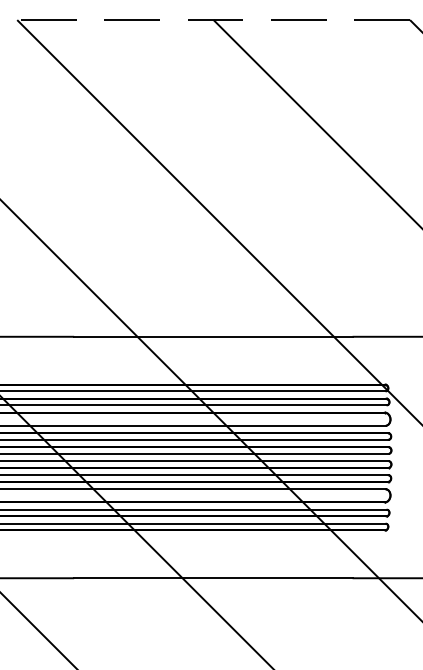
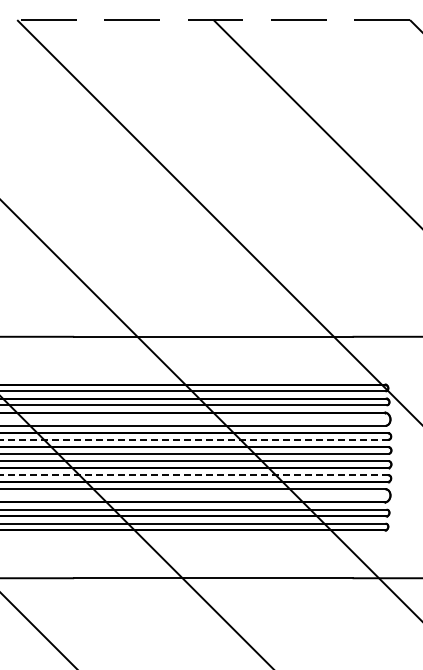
line: solid -> dashed (194, 439)
line: solid -> dashed (194, 475)
